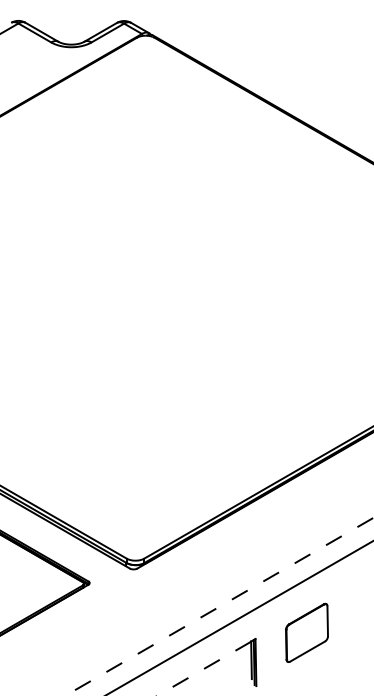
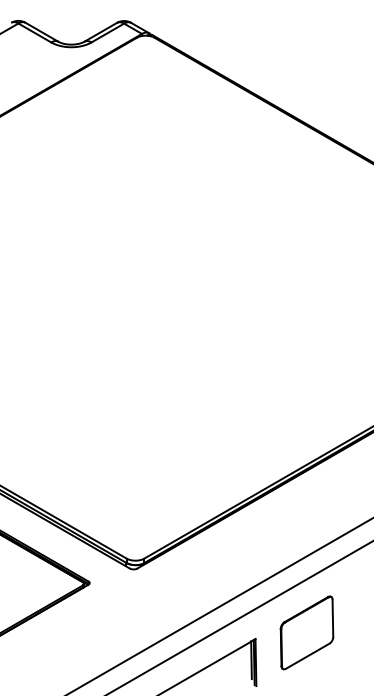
line: dashed -> solid (219, 606)
part size: 44x61 px -> 56x76 px (306, 632)
line: dashed -> solid (204, 668)
